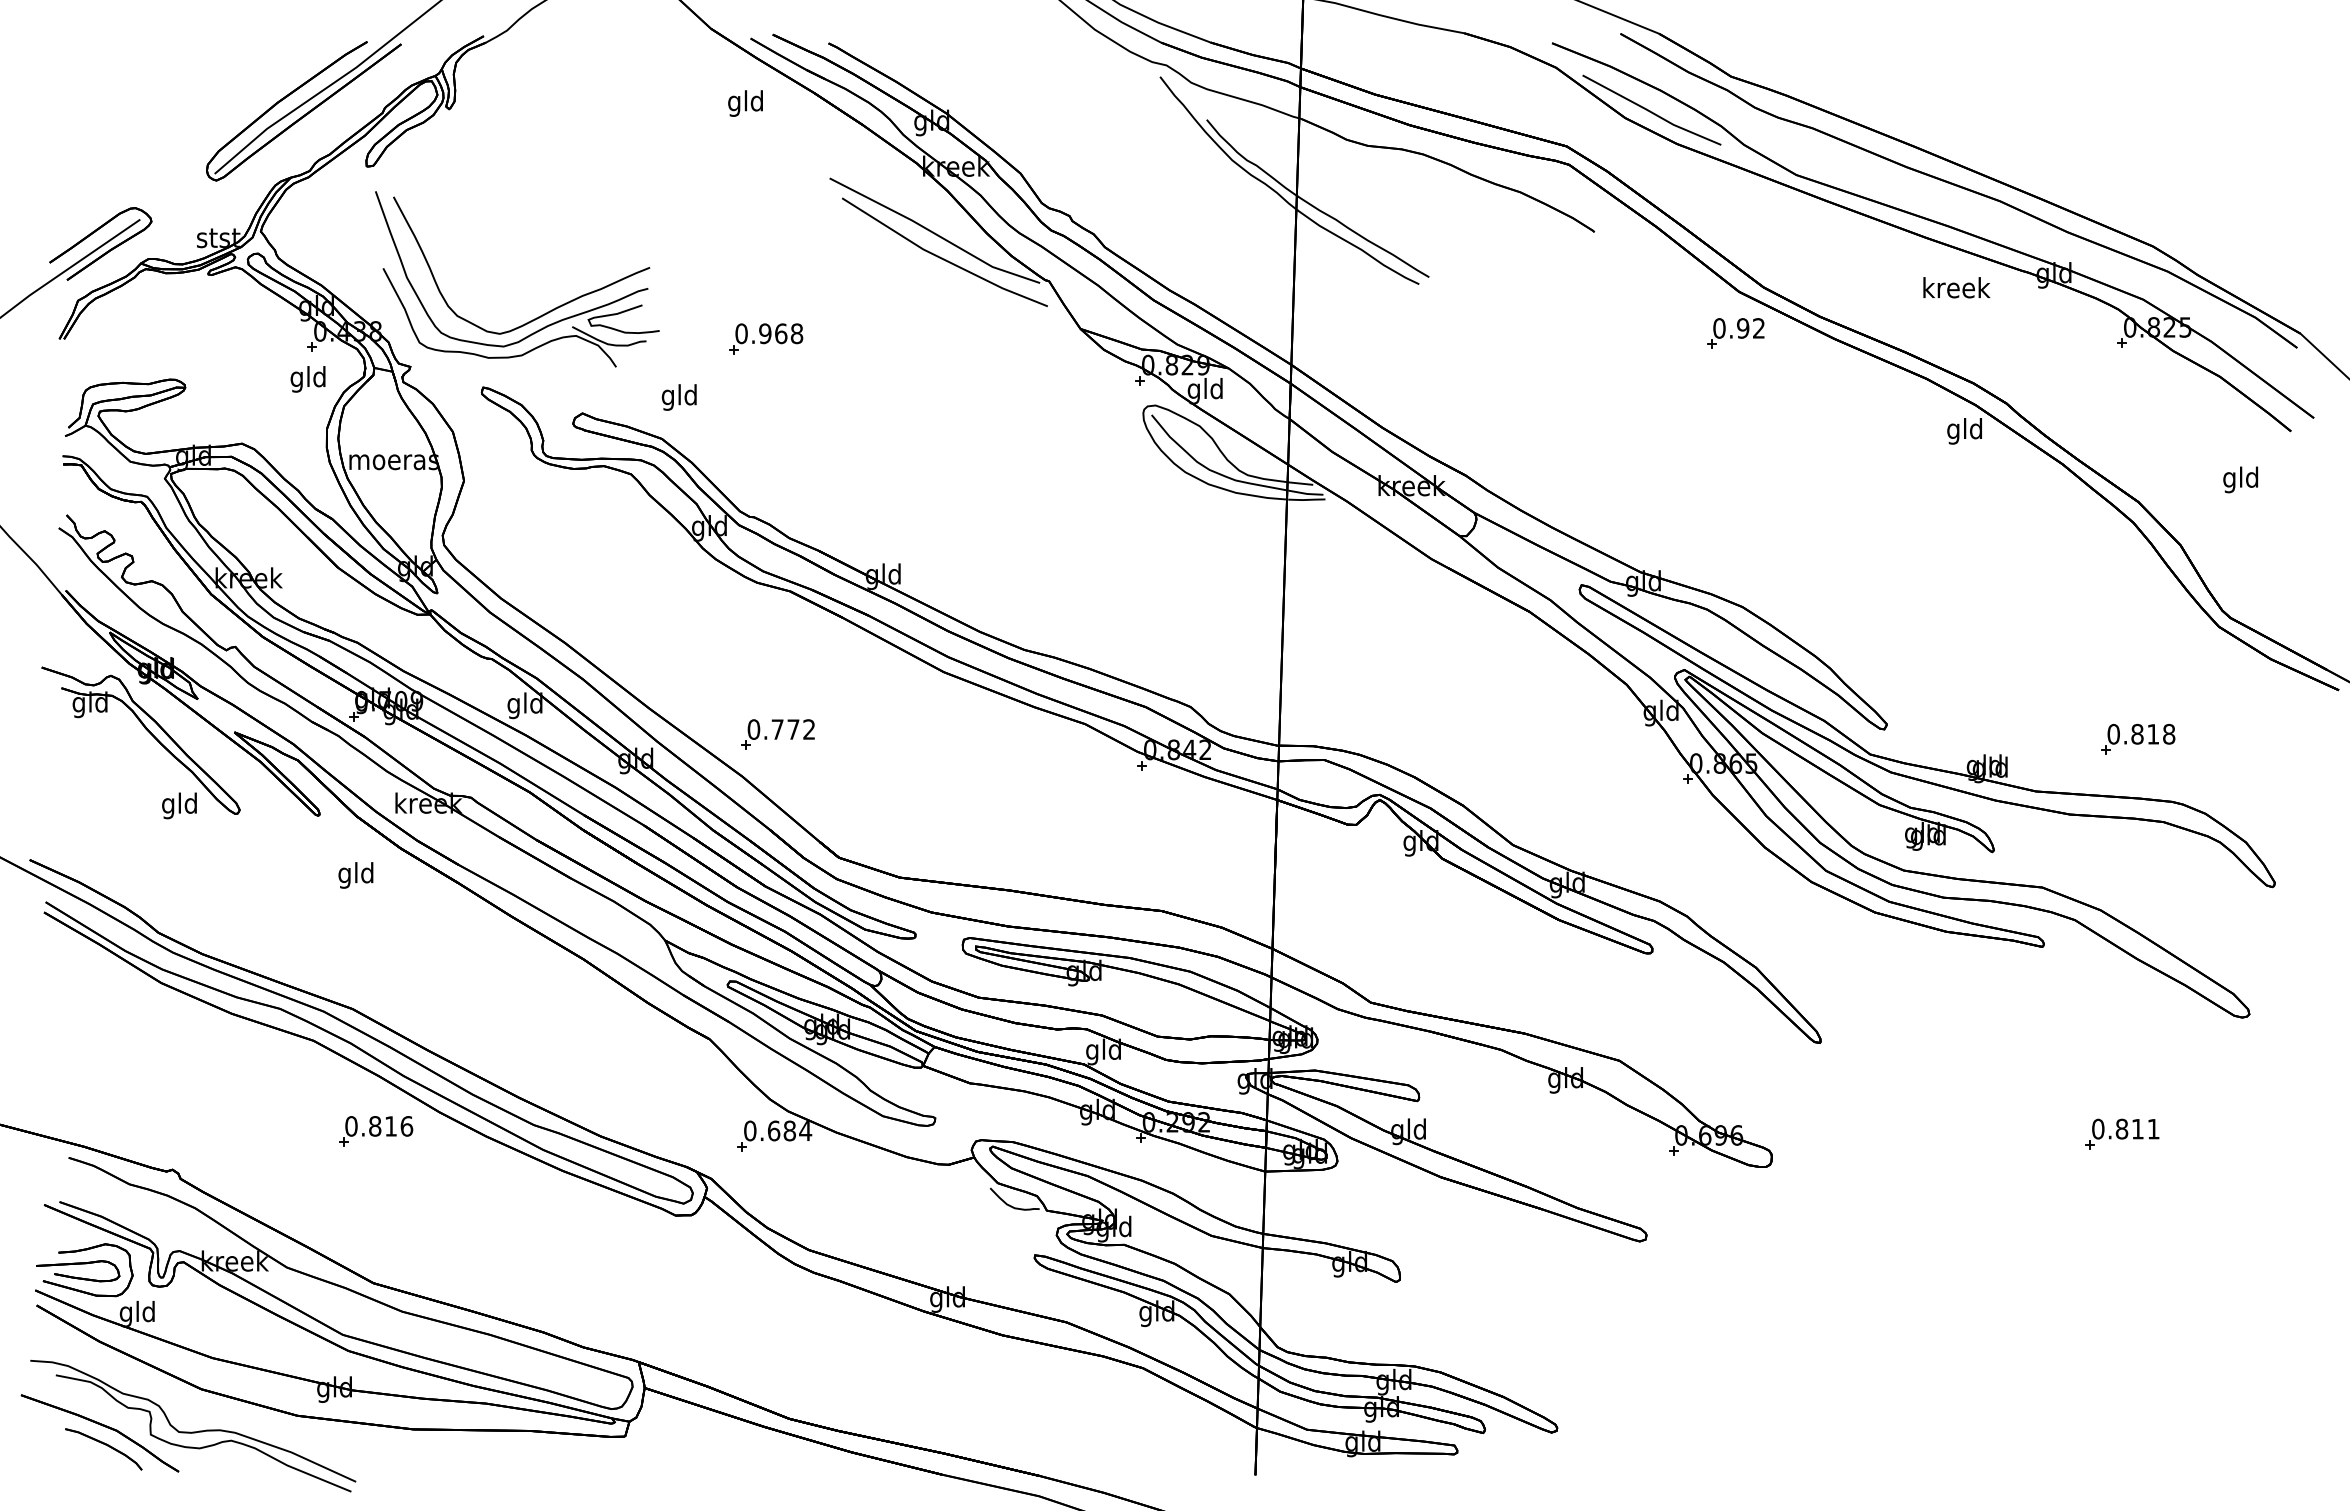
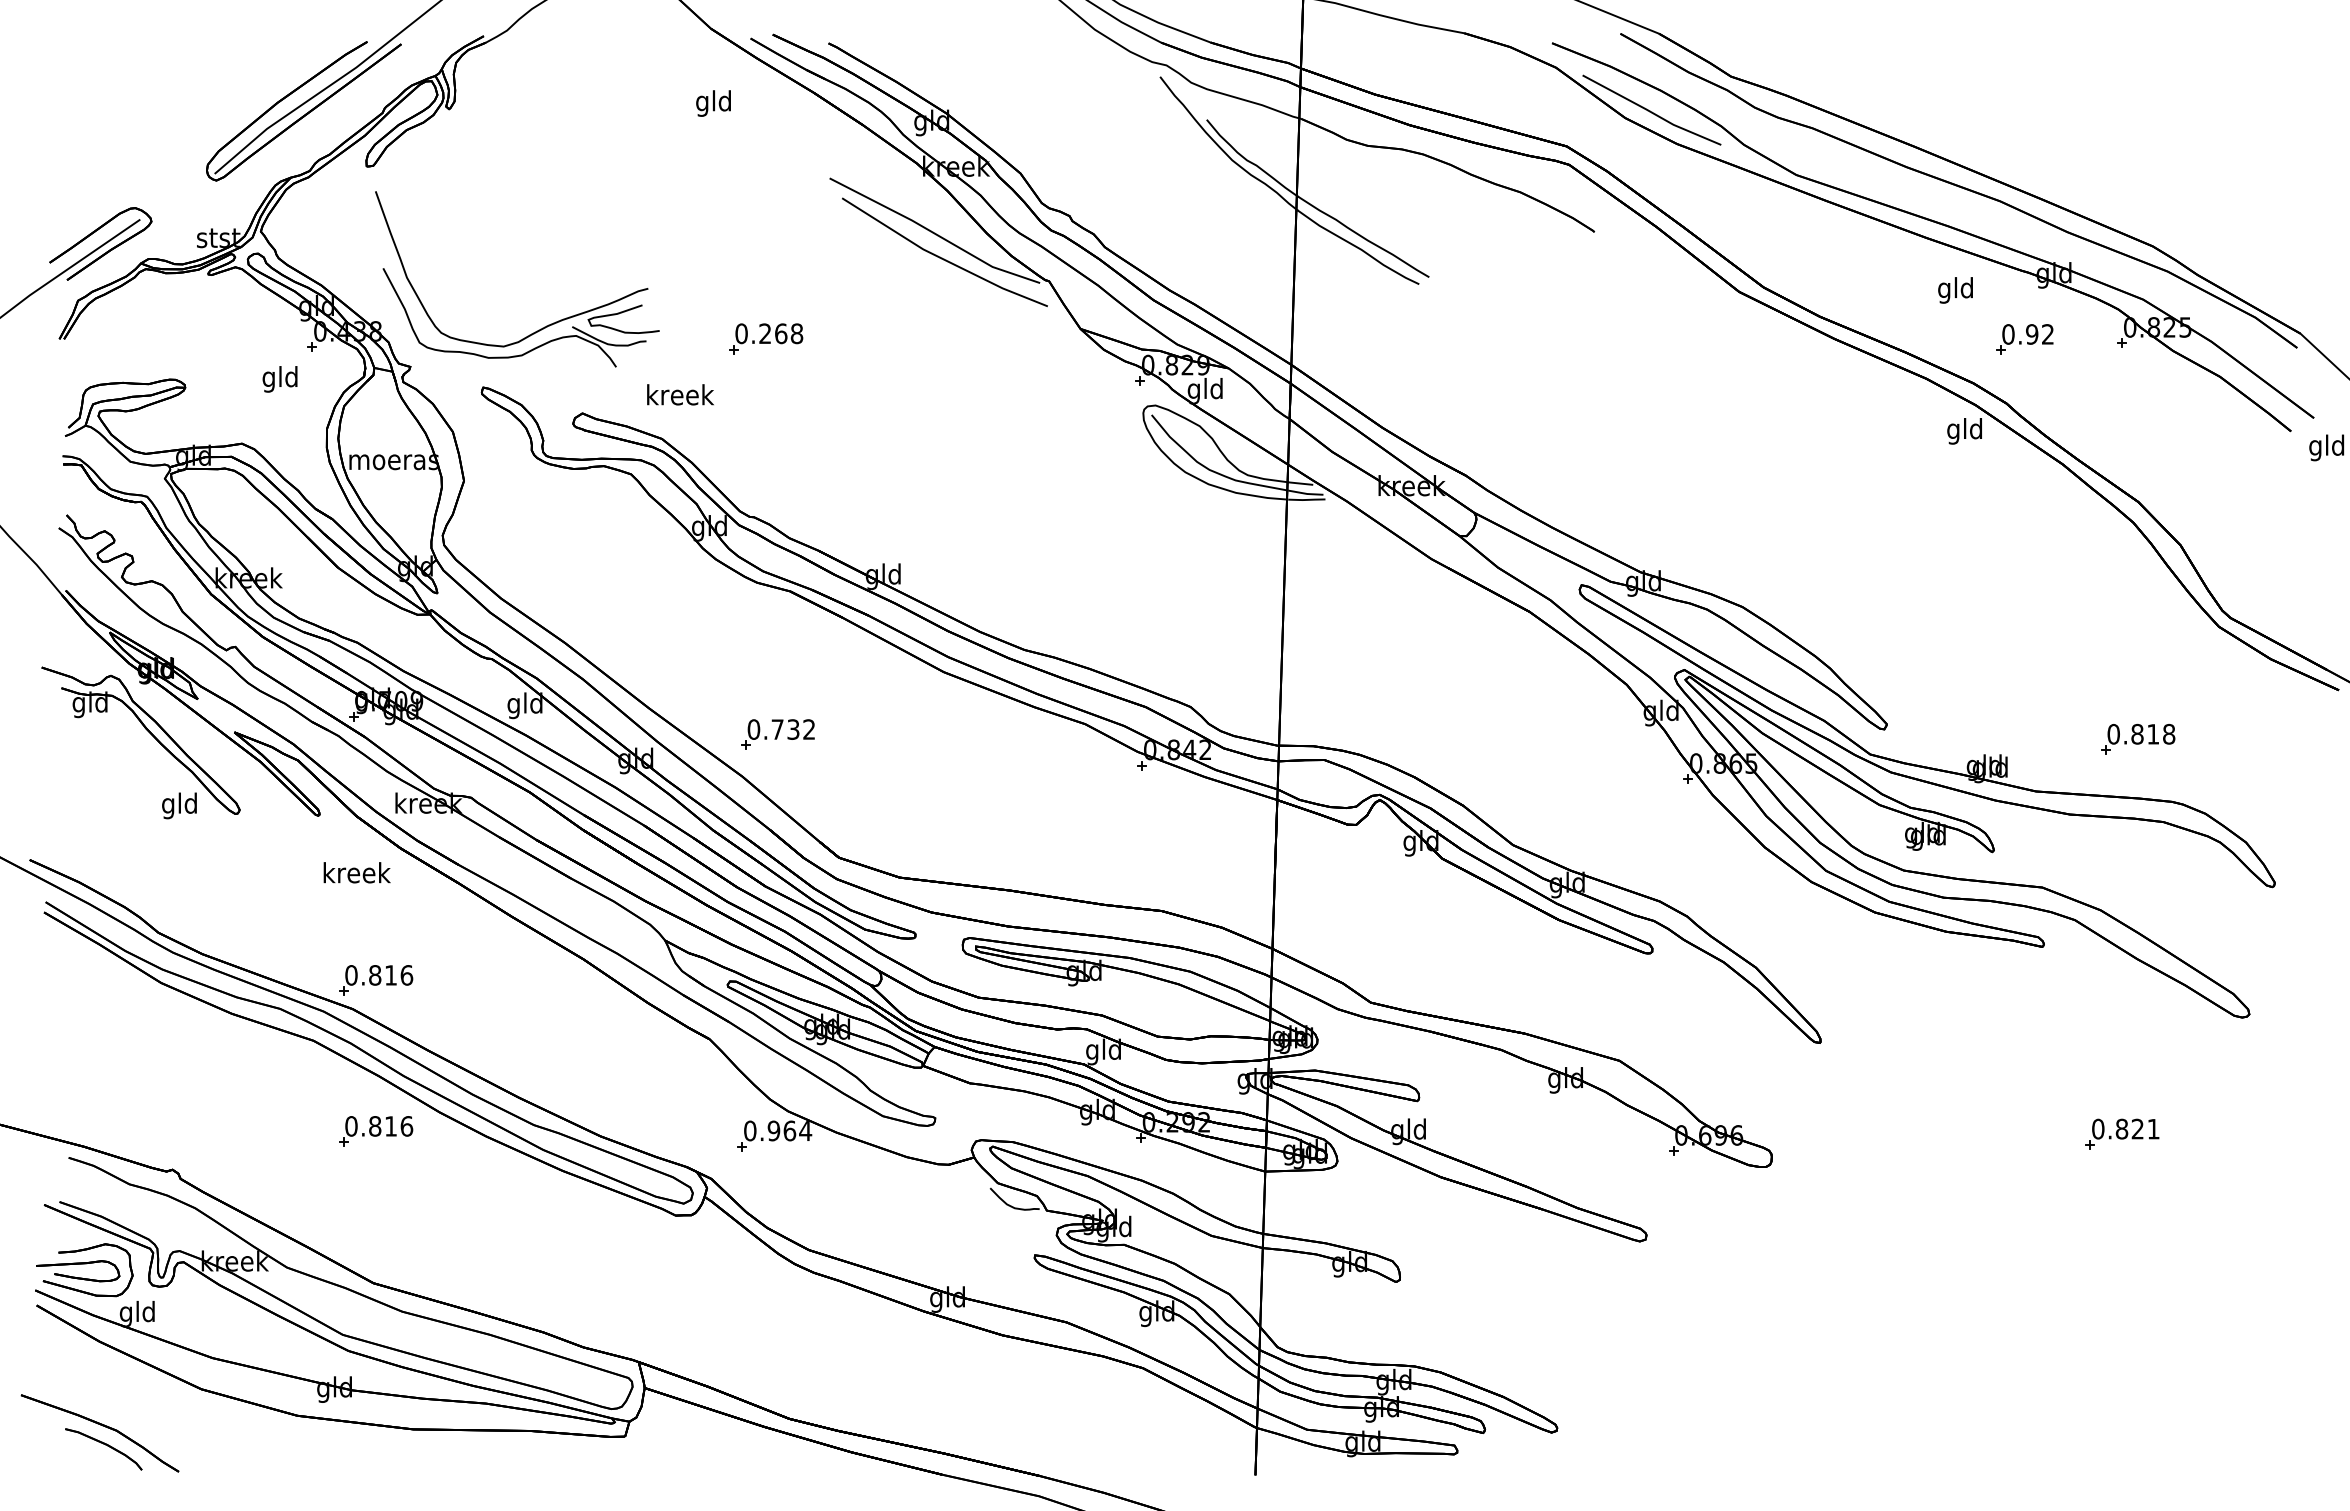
text position: (745, 103) -> (713, 103) (713, 103)
text: kreek -> gld (1956, 290)
curve: present -> none (549, 310)
text: 0.968 -> 0.268 (765, 333)
part position: (1735, 333) -> (2024, 339) (2024, 339)
text position: (307, 379) -> (279, 379) (279, 379)
text: gld -> kreek (680, 397)
text position: (2240, 479) -> (2326, 447) (2326, 447)
text: 0.772 -> 0.732 (793, 729)
text: gld -> kreek (356, 875)
part: none -> present (376, 980)
text: 0.811 -> 0.821 (2137, 1128)
text: 0.684 -> 0.964 (781, 1130)
part: present -> none (193, 1426)
